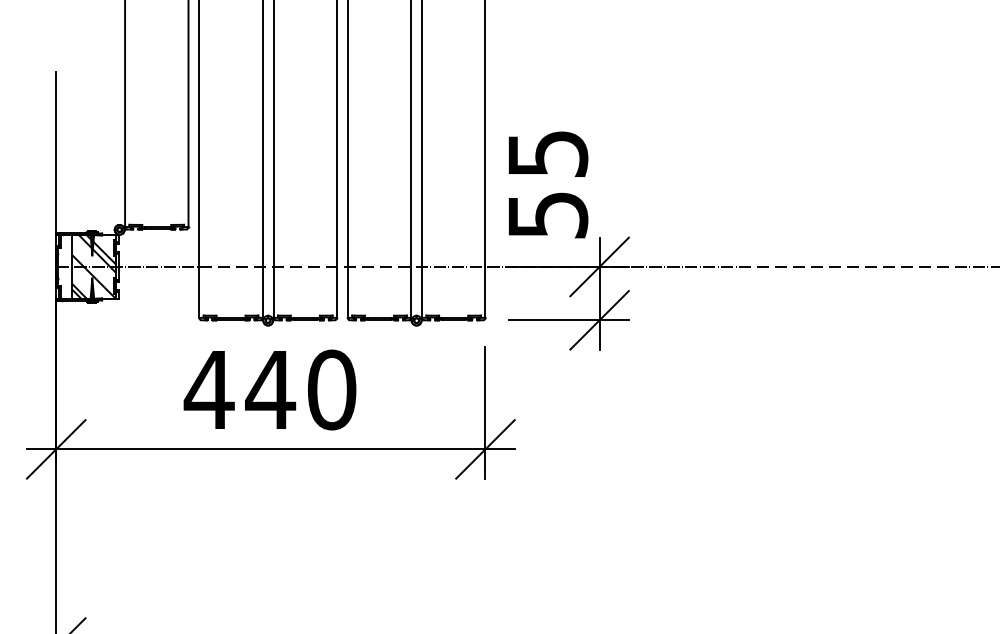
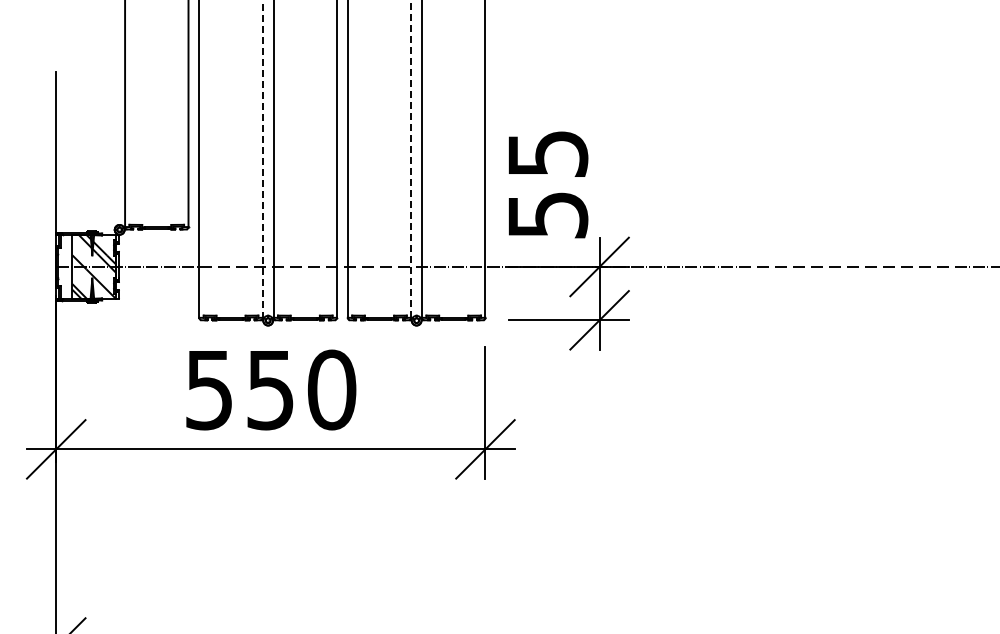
line: solid -> dashed (262, 159)
line: solid -> dashed (411, 159)
text: 440 -> 550 (239, 390)
